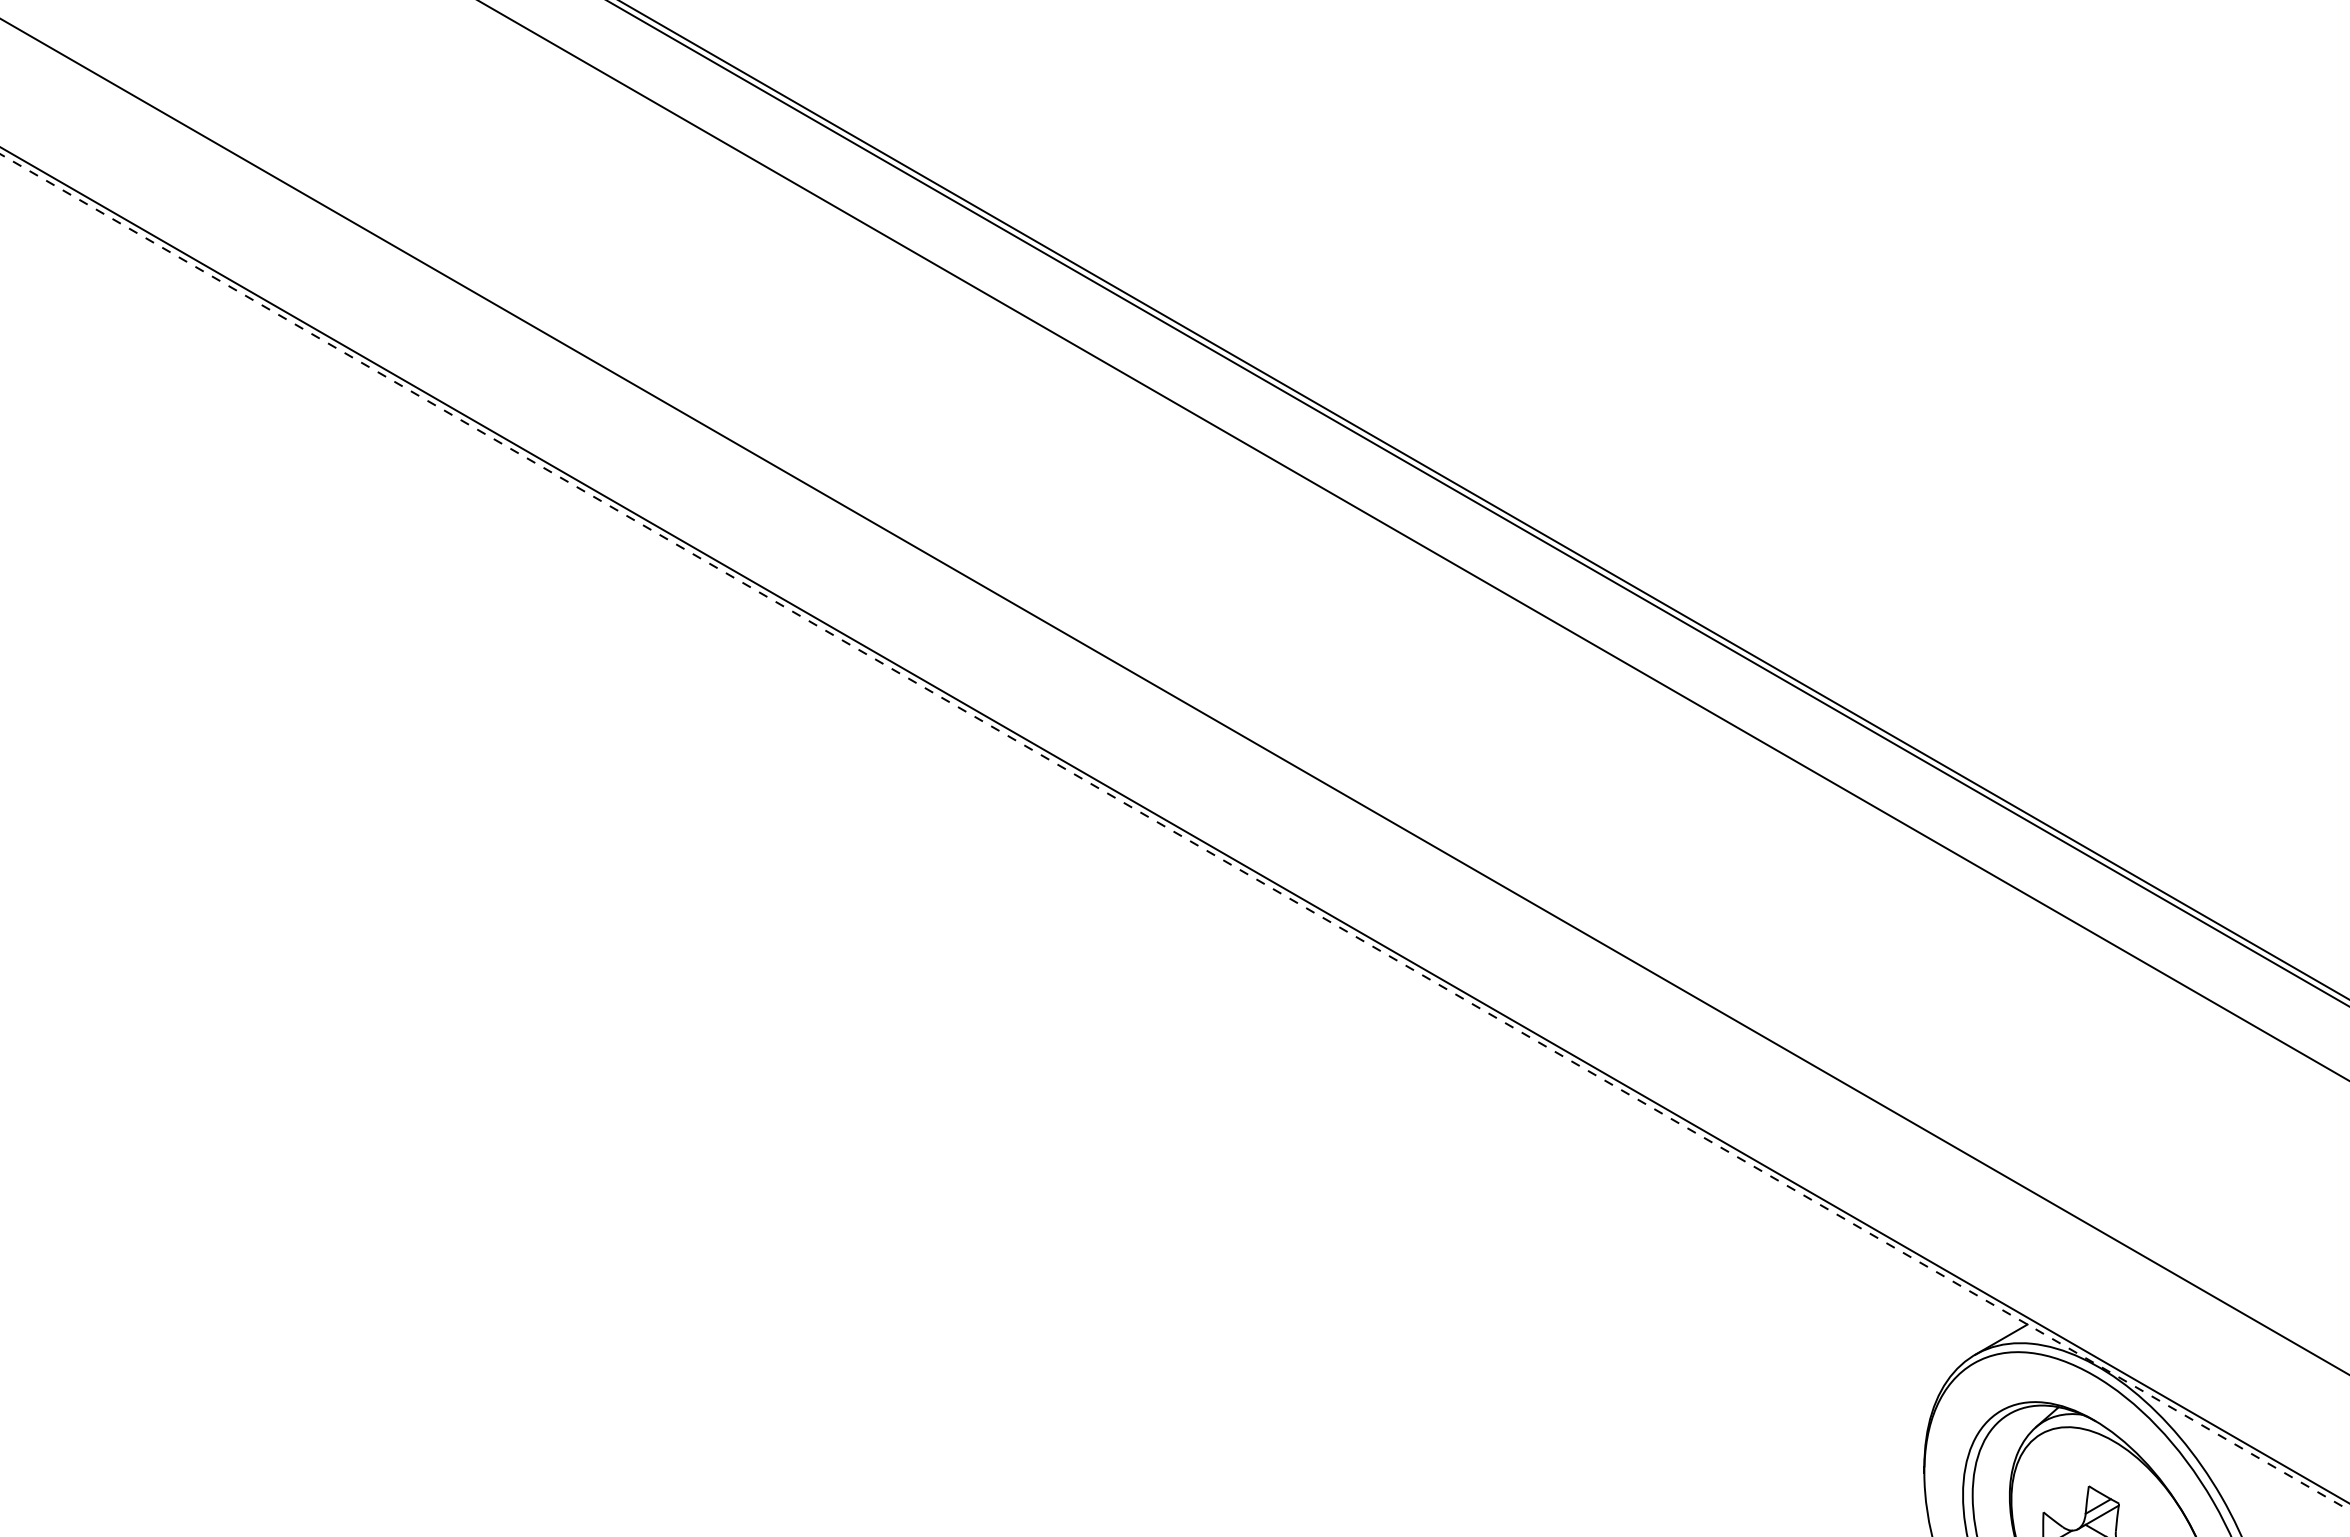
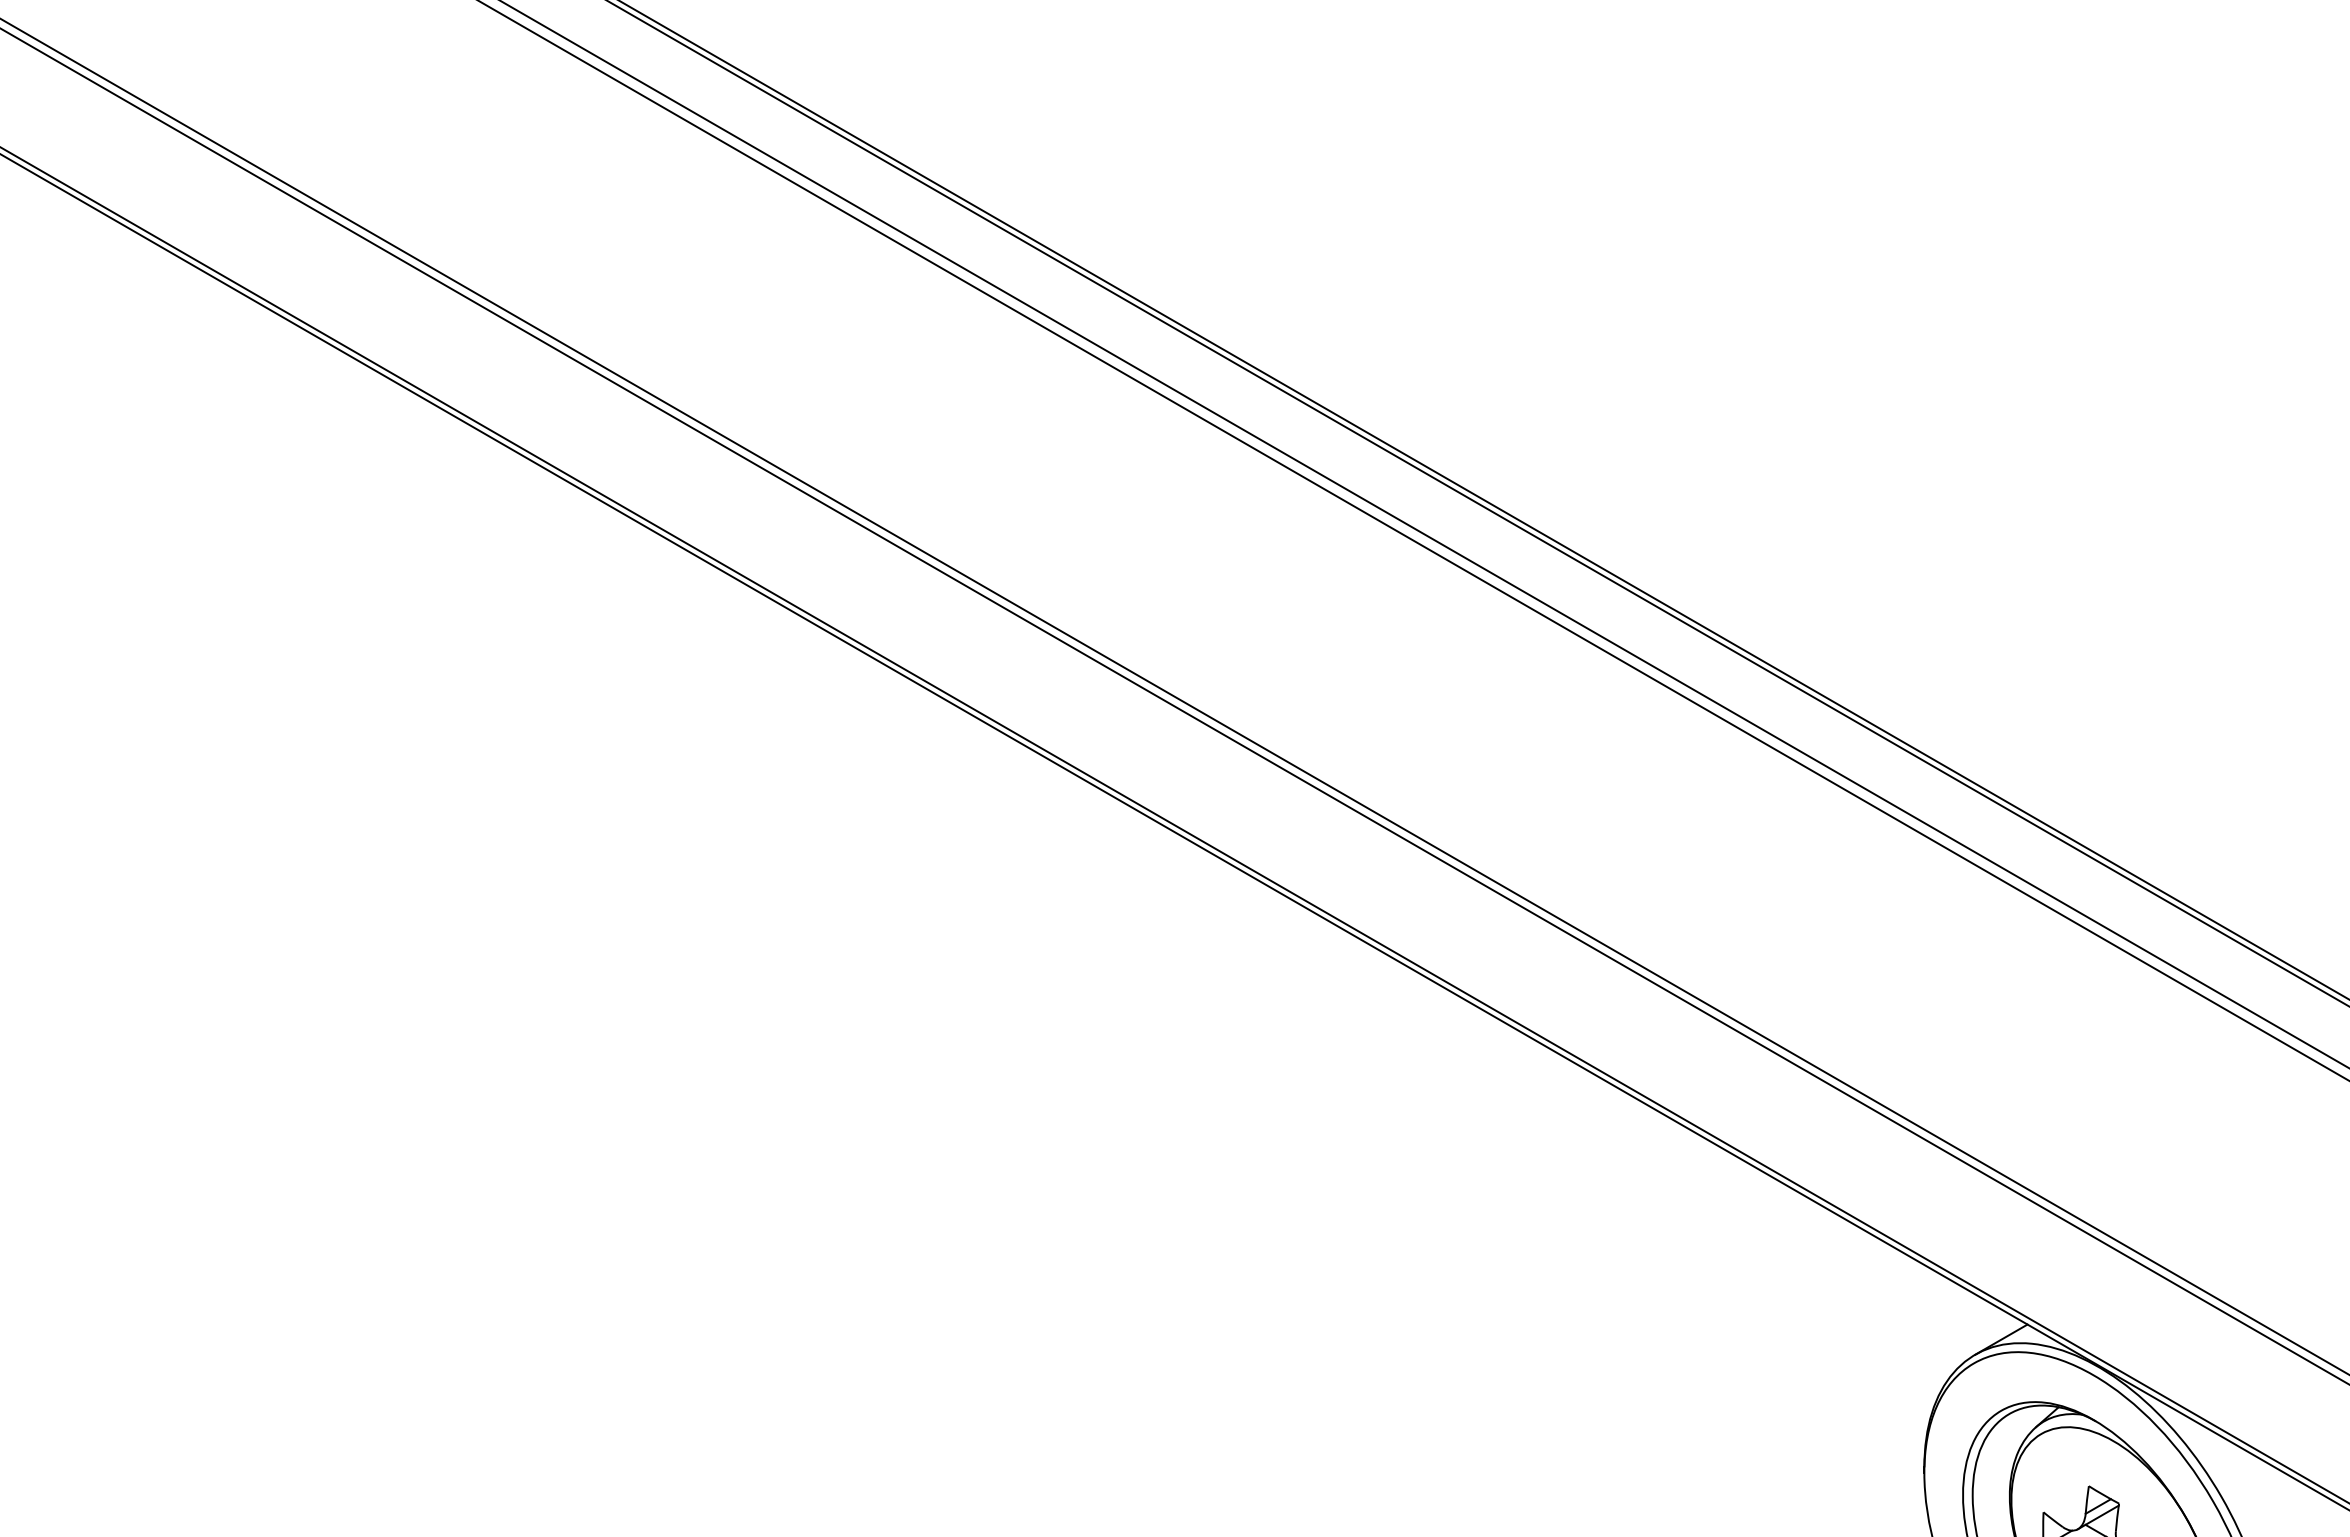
line: none -> present (1424, 534)
line: none -> present (1174, 705)
line: dashed -> solid (1174, 832)
